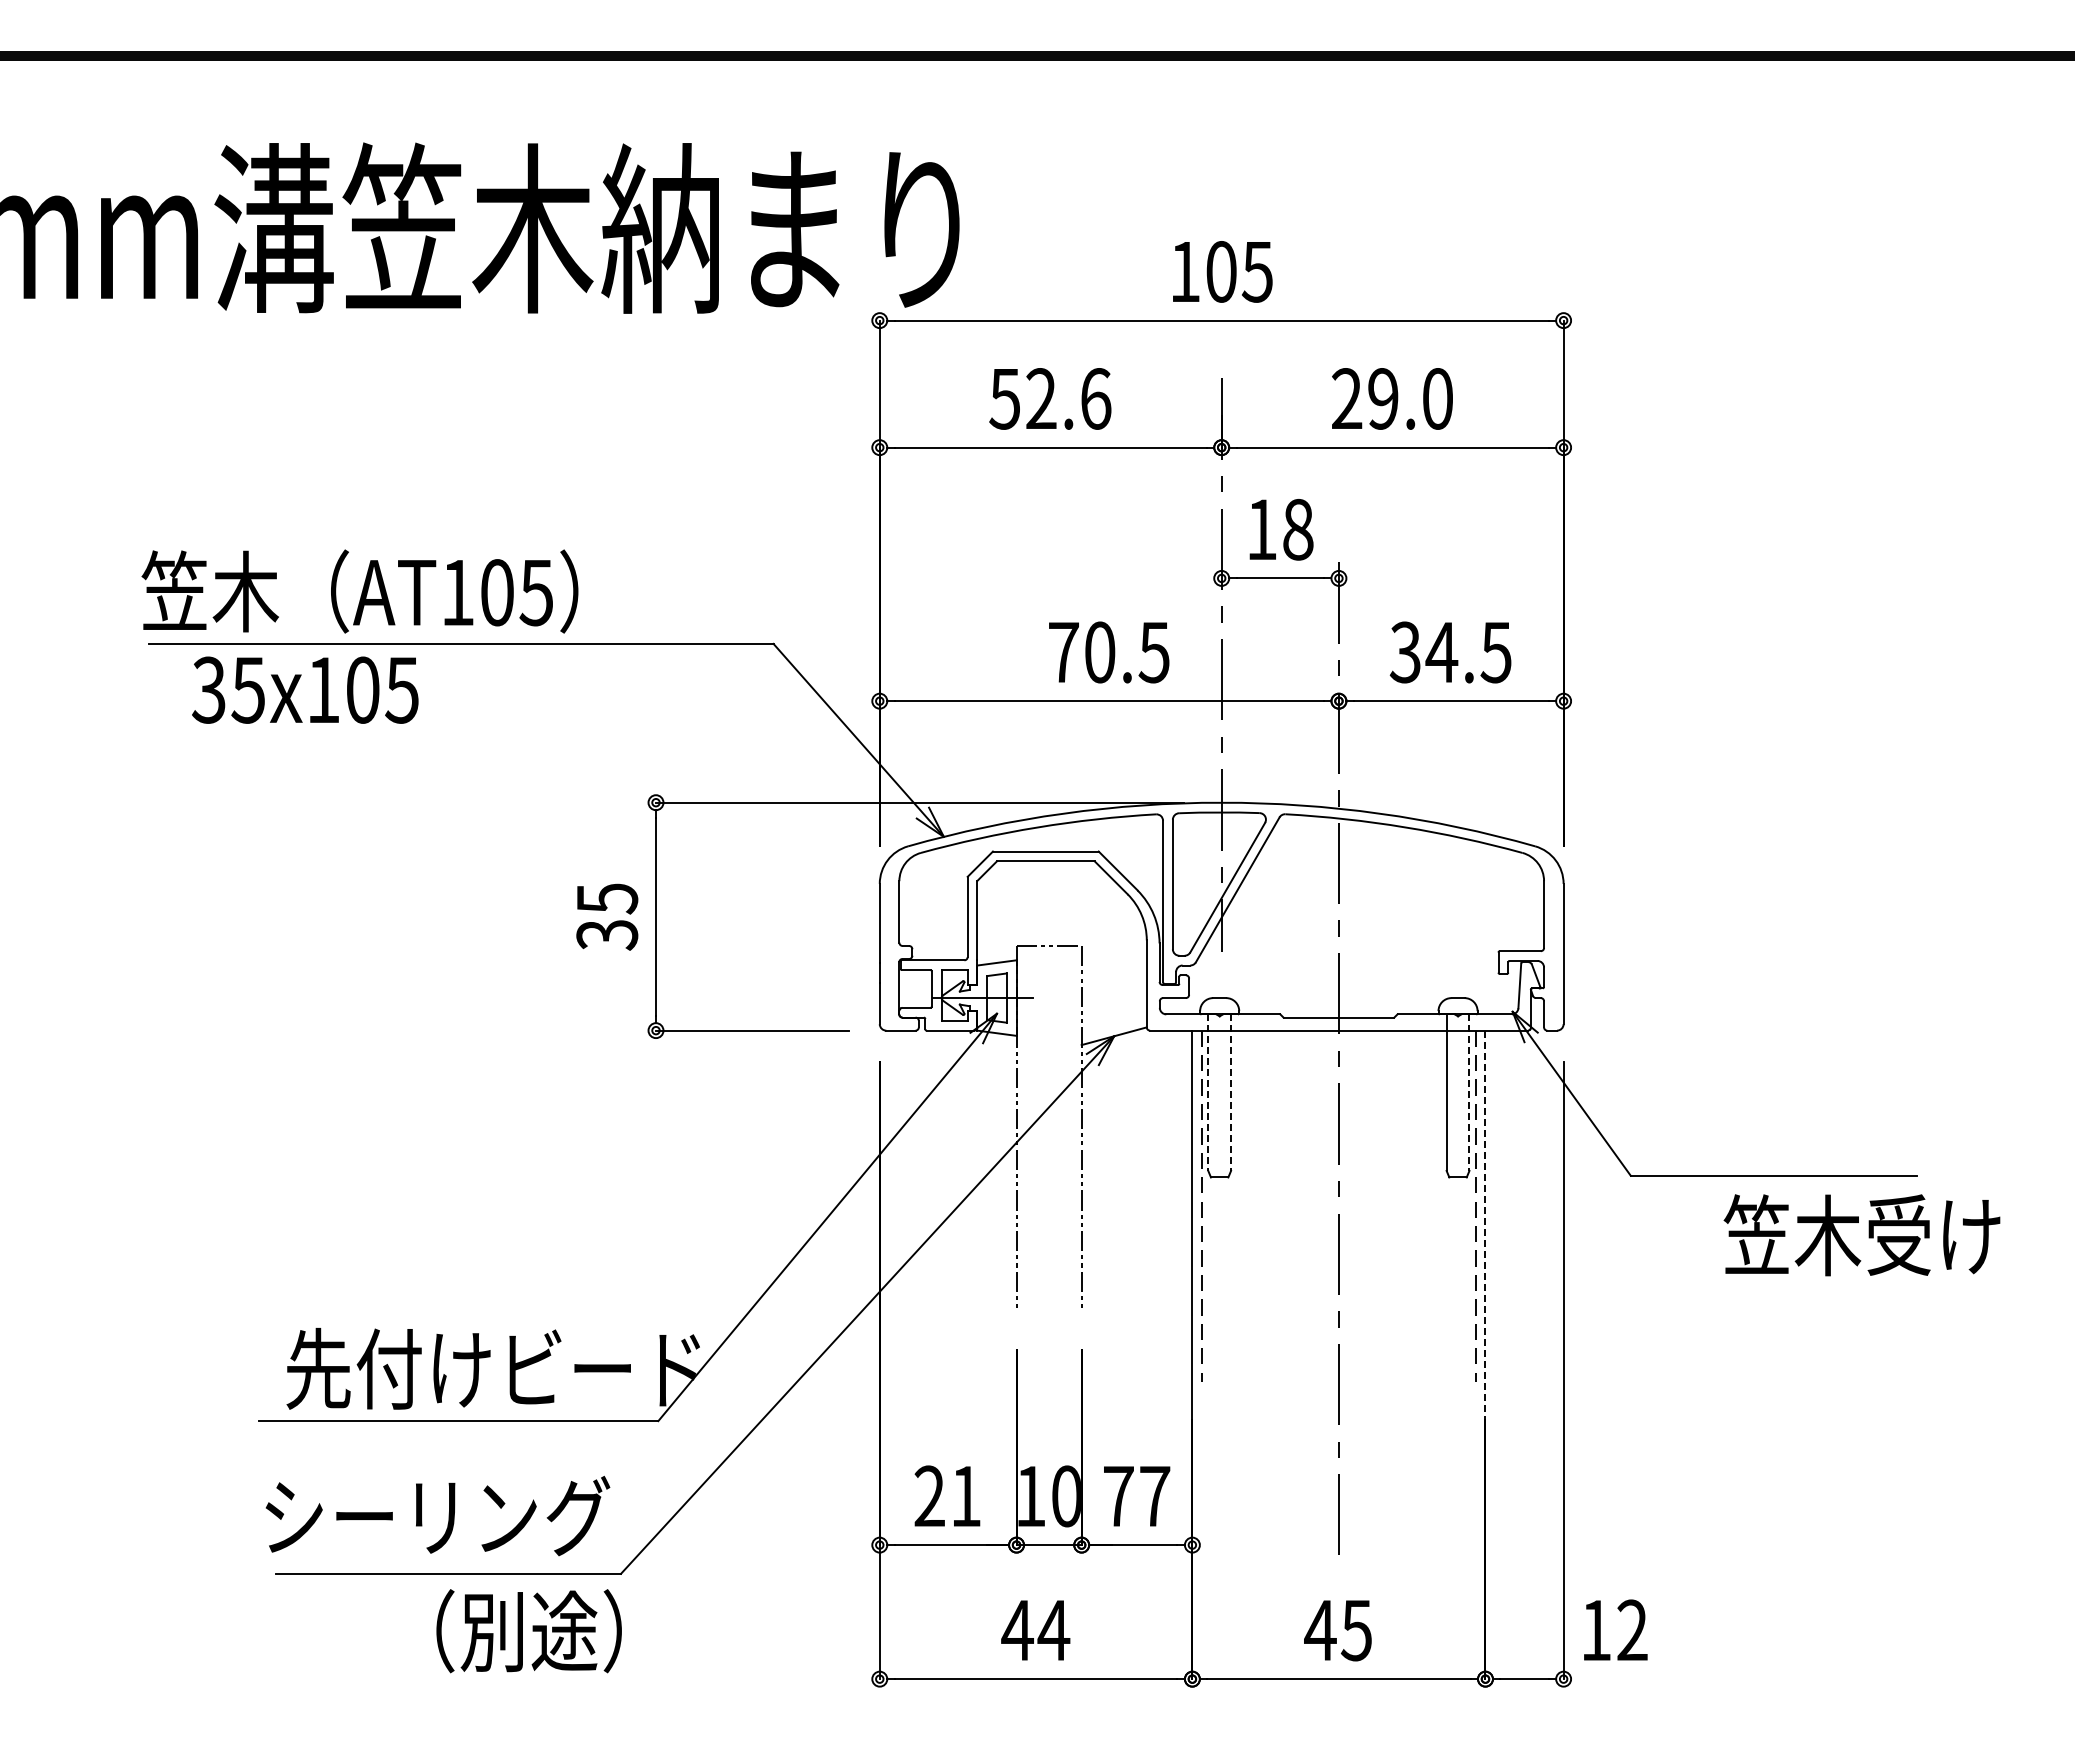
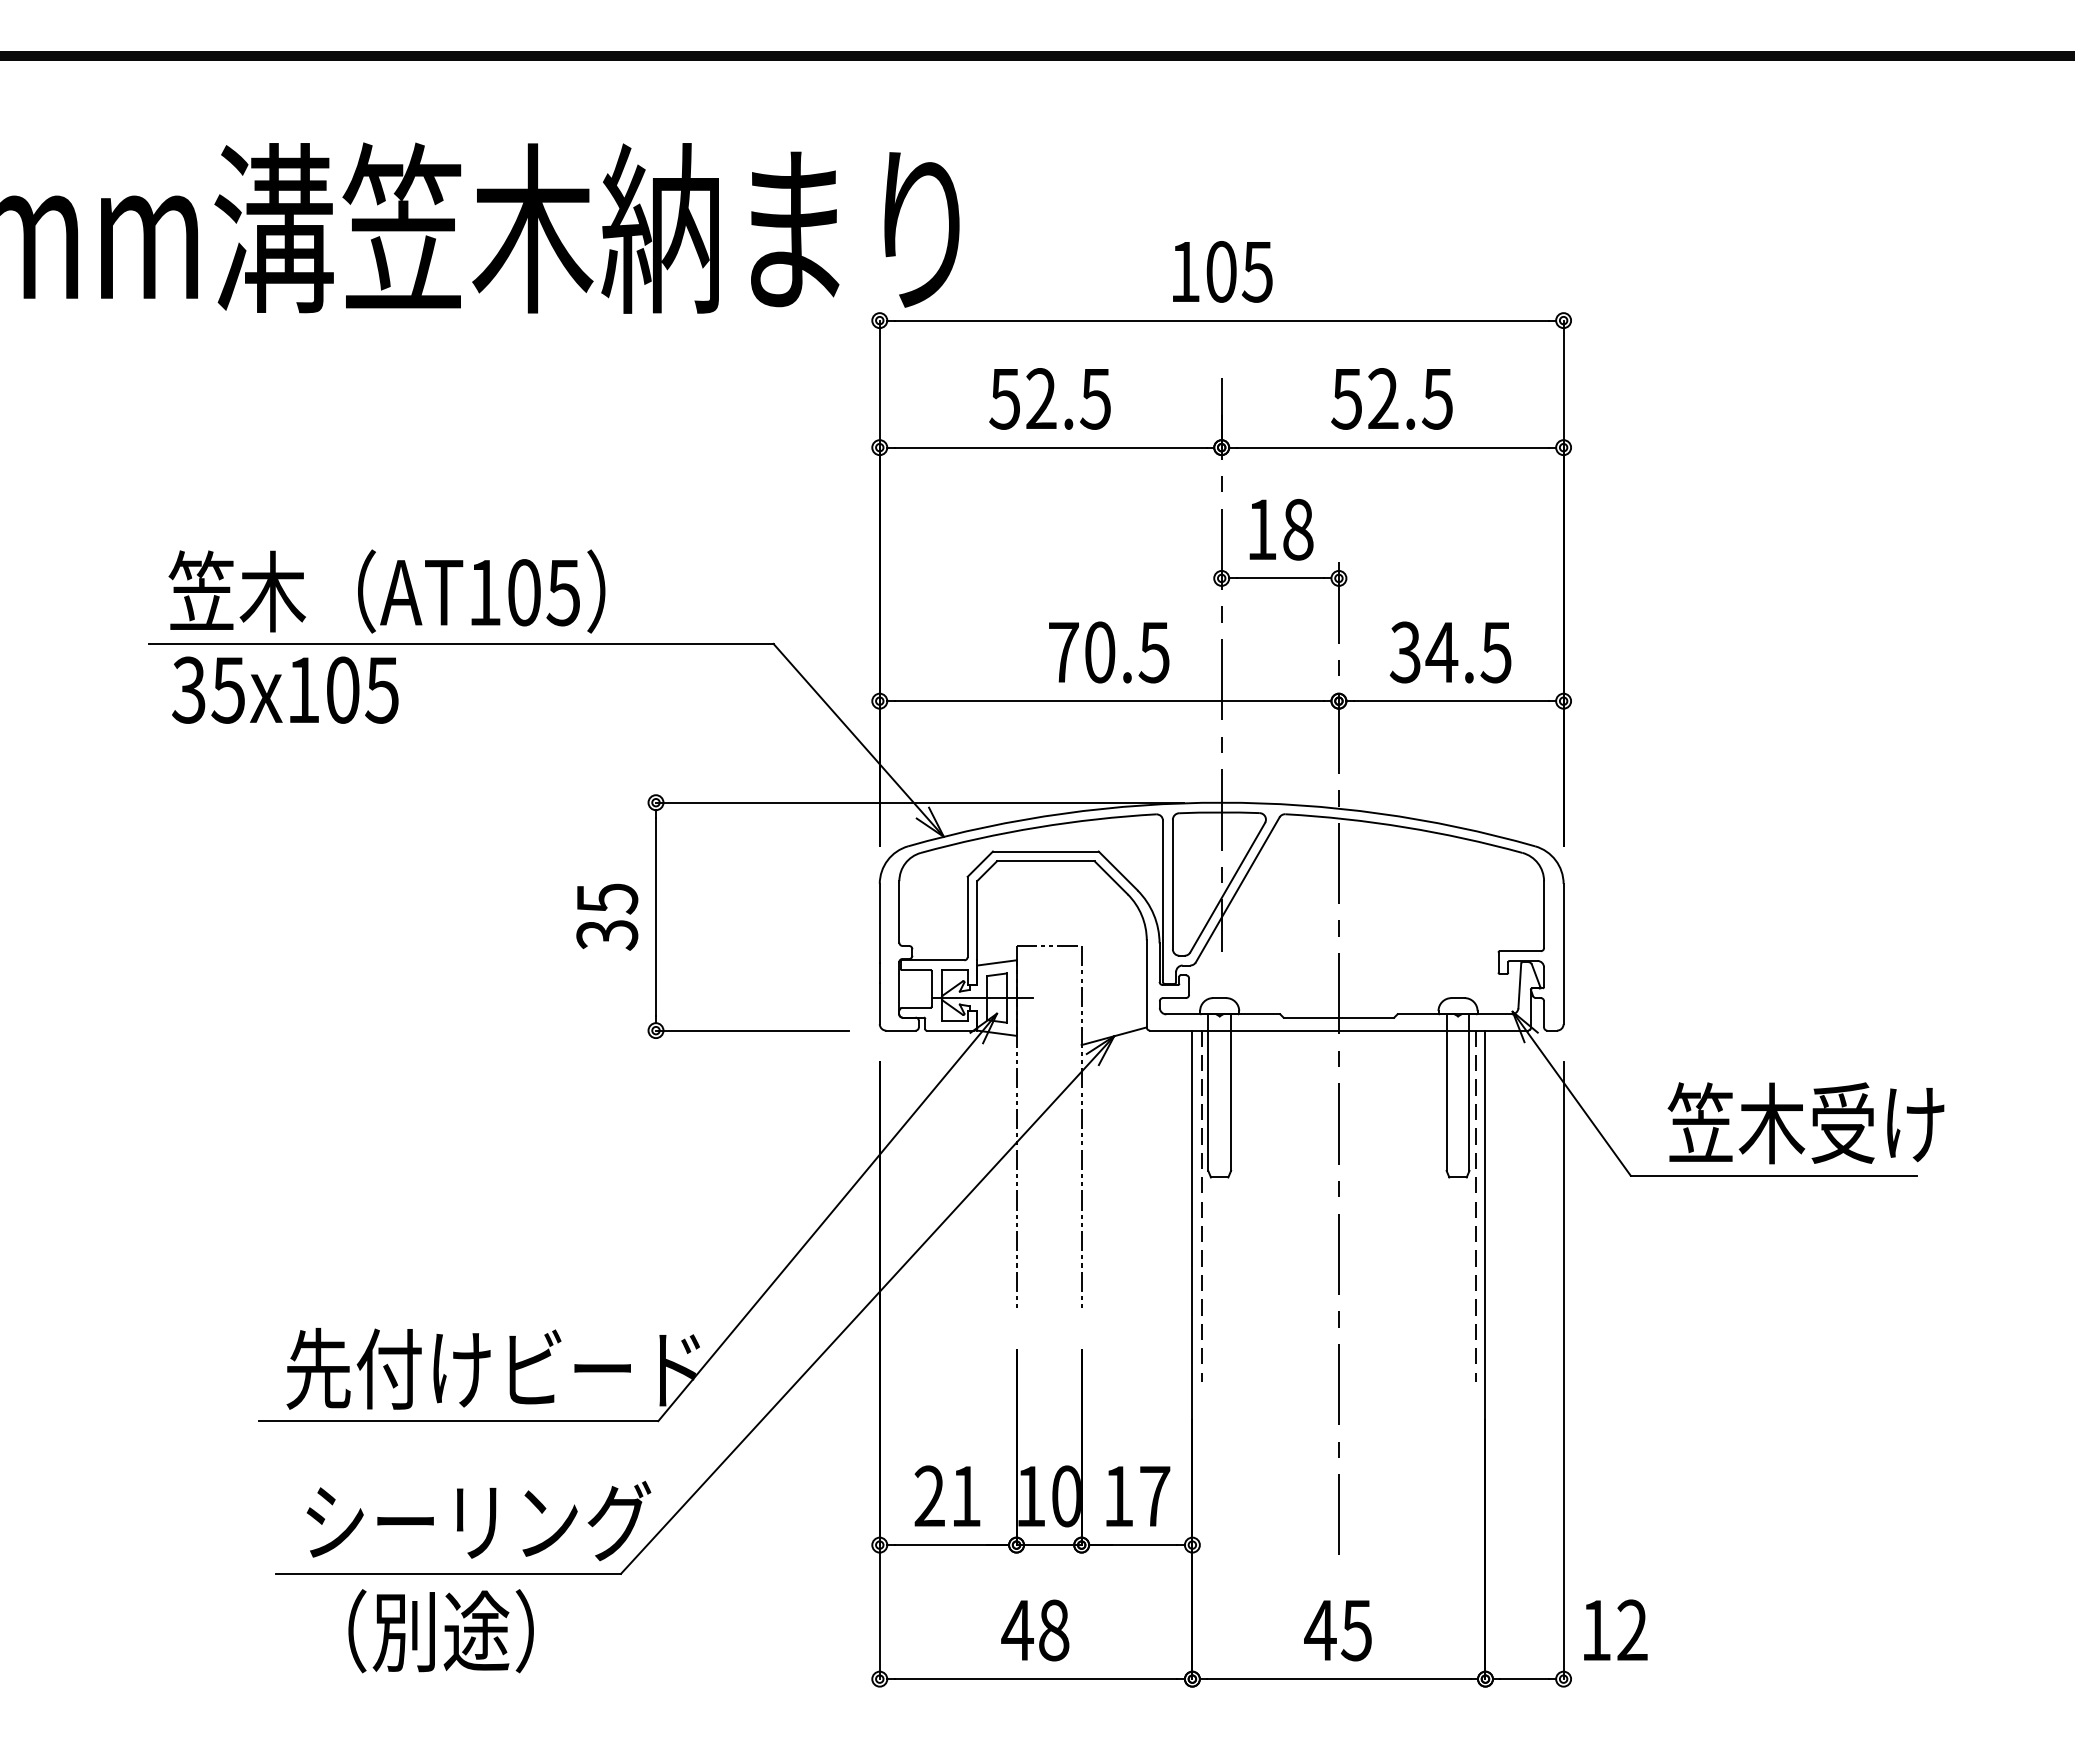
text: 52.6 -> 52.5 (1095, 398)
text: 29.0 -> 52.5 (1391, 398)
text position: (359, 591) -> (386, 591) (386, 591)
text position: (305, 689) -> (285, 689) (285, 689)
line: dashed -> solid (1208, 1093)
line: dashed -> solid (1231, 1093)
line: dashed -> solid (1469, 1093)
line: dashed -> solid (1485, 1225)
text position: (1861, 1235) -> (1805, 1123) (1805, 1123)
text: 77 -> 17 (1118, 1496)
text position: (437, 1515) -> (478, 1520) (478, 1520)
text: 44 -> 48 (1053, 1630)
text position: (528, 1631) -> (440, 1631) (440, 1631)
